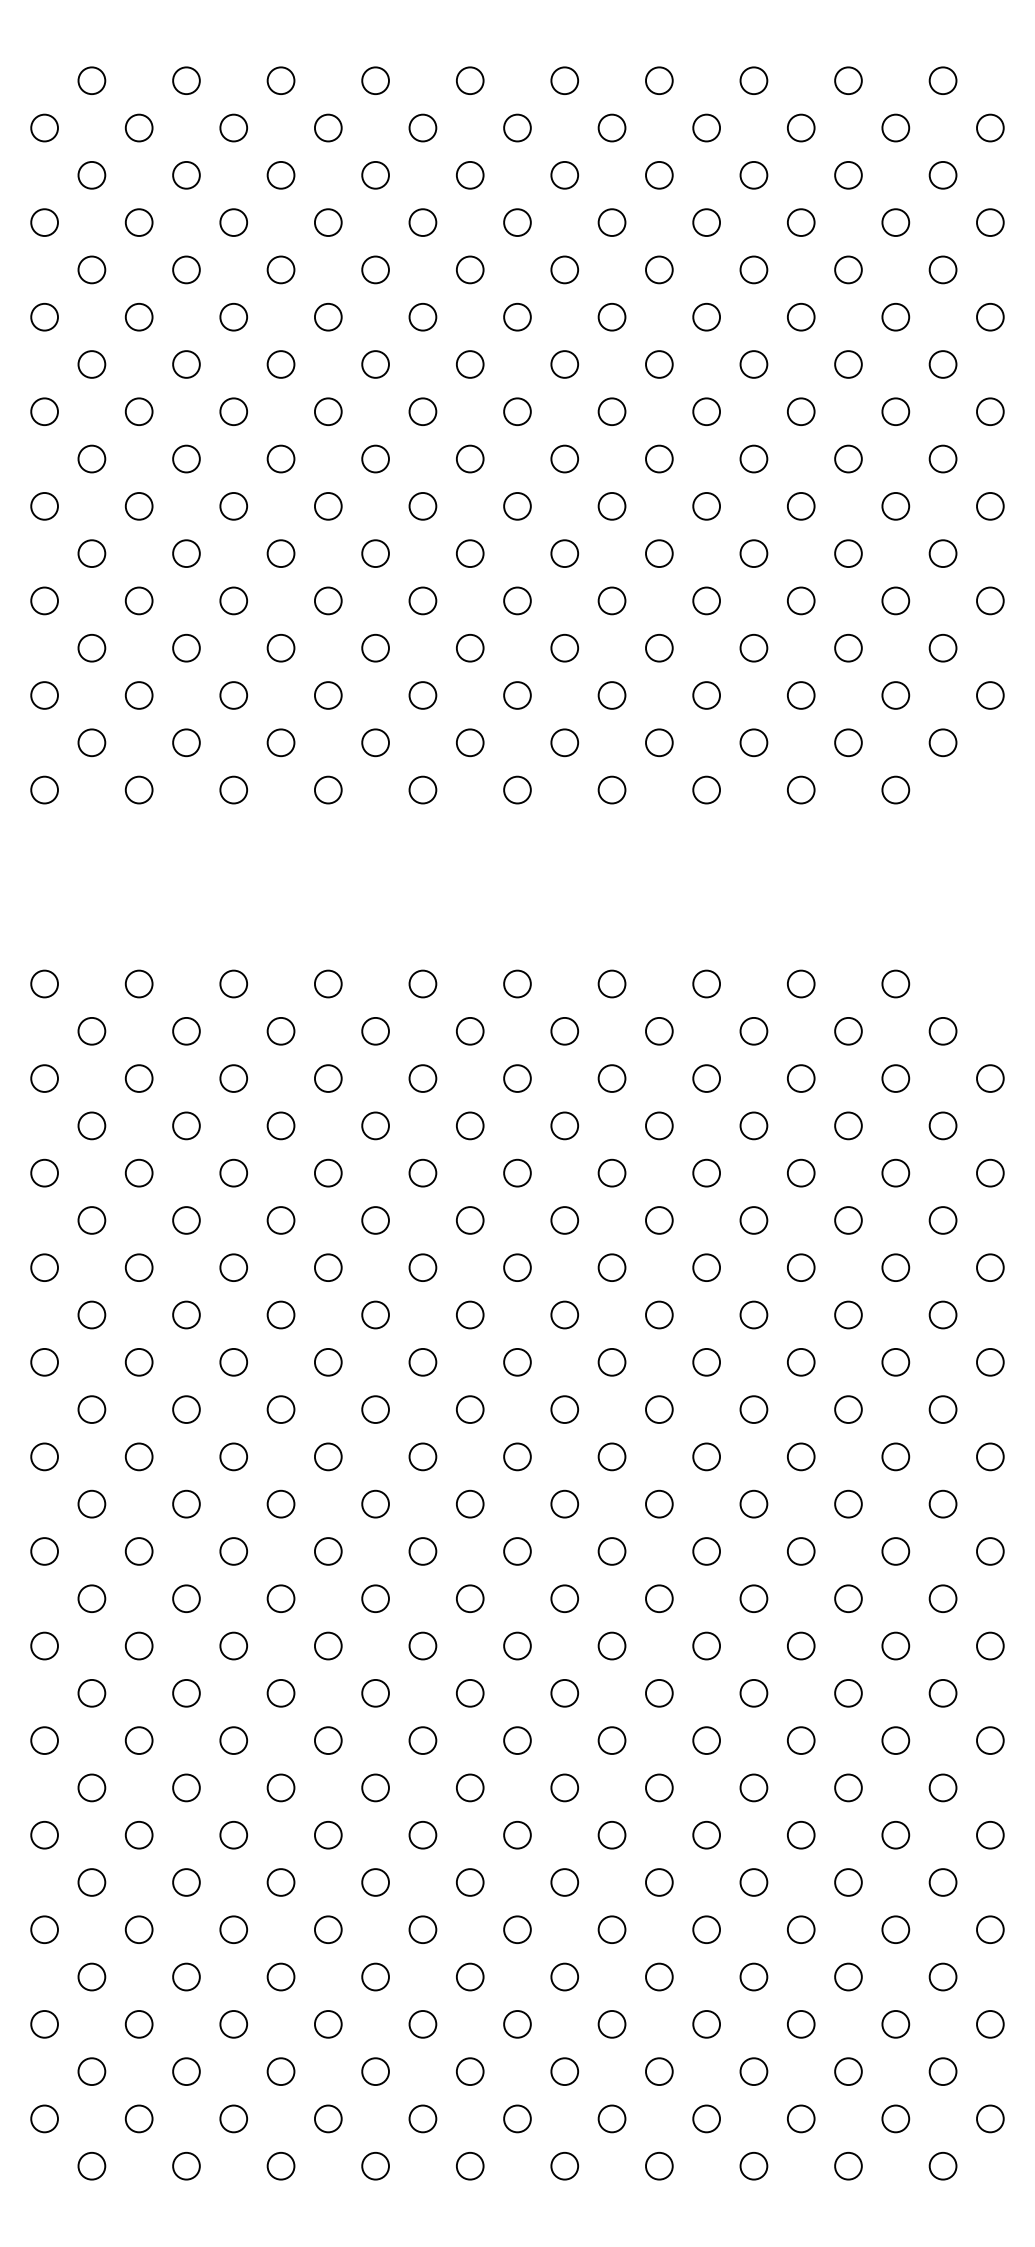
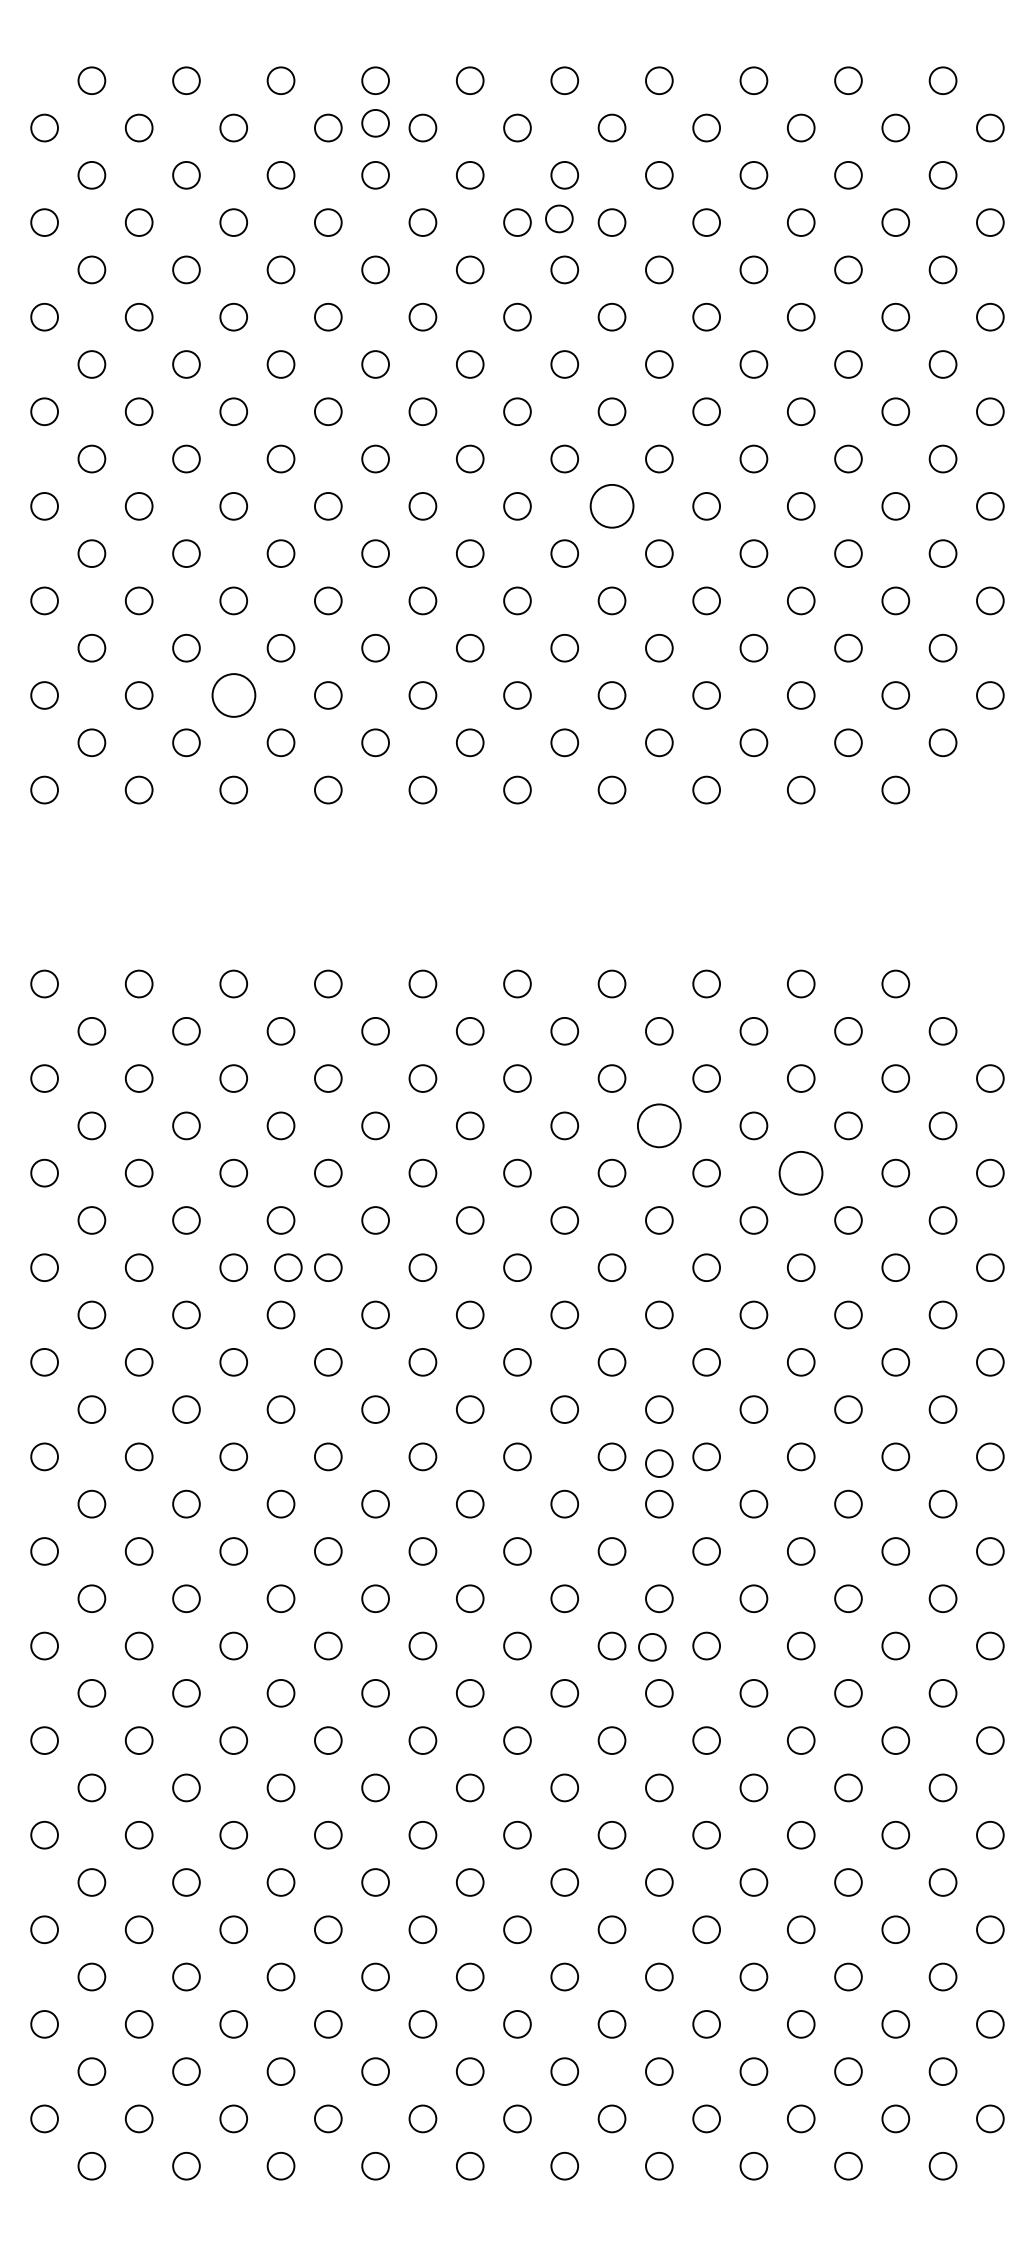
circle: none -> present (375, 123)
circle: none -> present (559, 218)
circle size: 30x29 px -> 46x45 px (611, 506)
circle size: 29x29 px -> 46x45 px (233, 695)
circle size: 29x30 px -> 45x46 px (659, 1125)
circle size: 29x30 px -> 46x45 px (800, 1173)
circle: none -> present (288, 1267)
circle: none -> present (659, 1463)
circle: none -> present (652, 1647)
